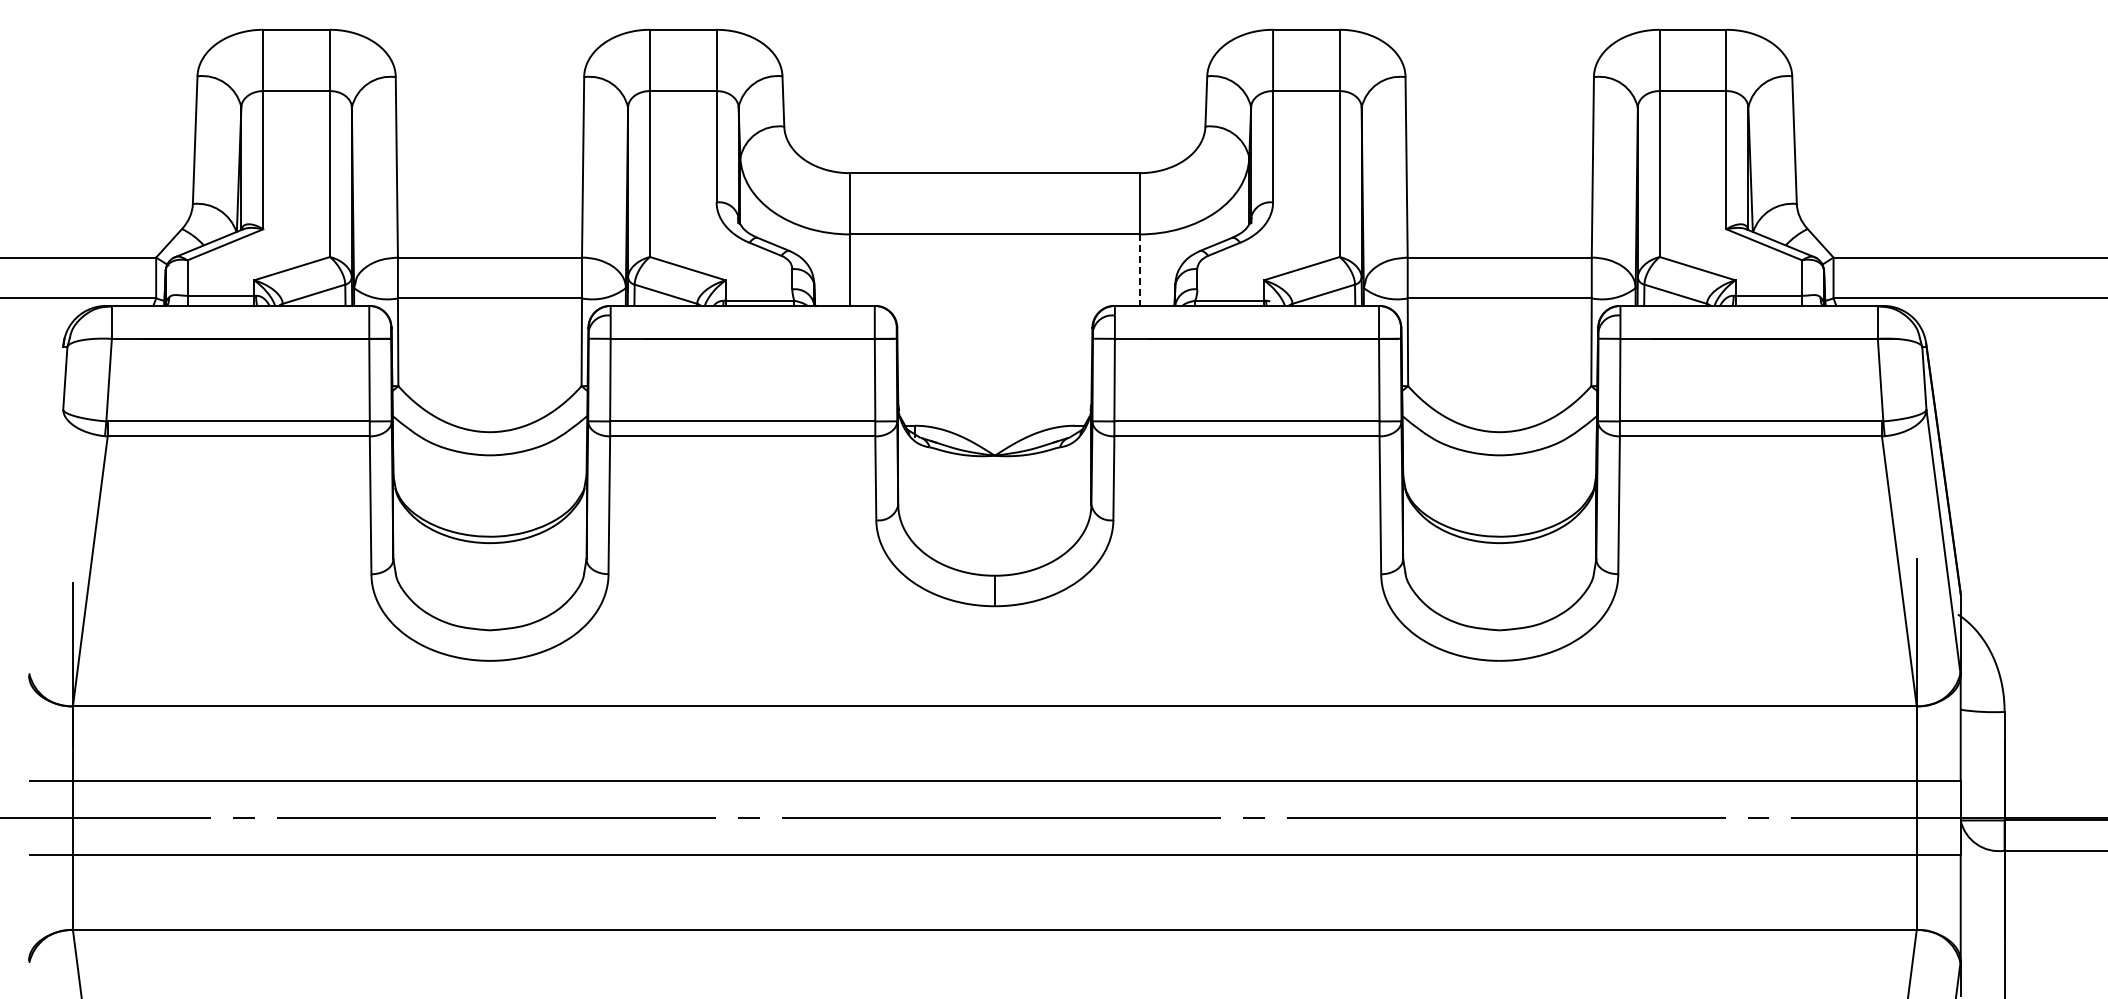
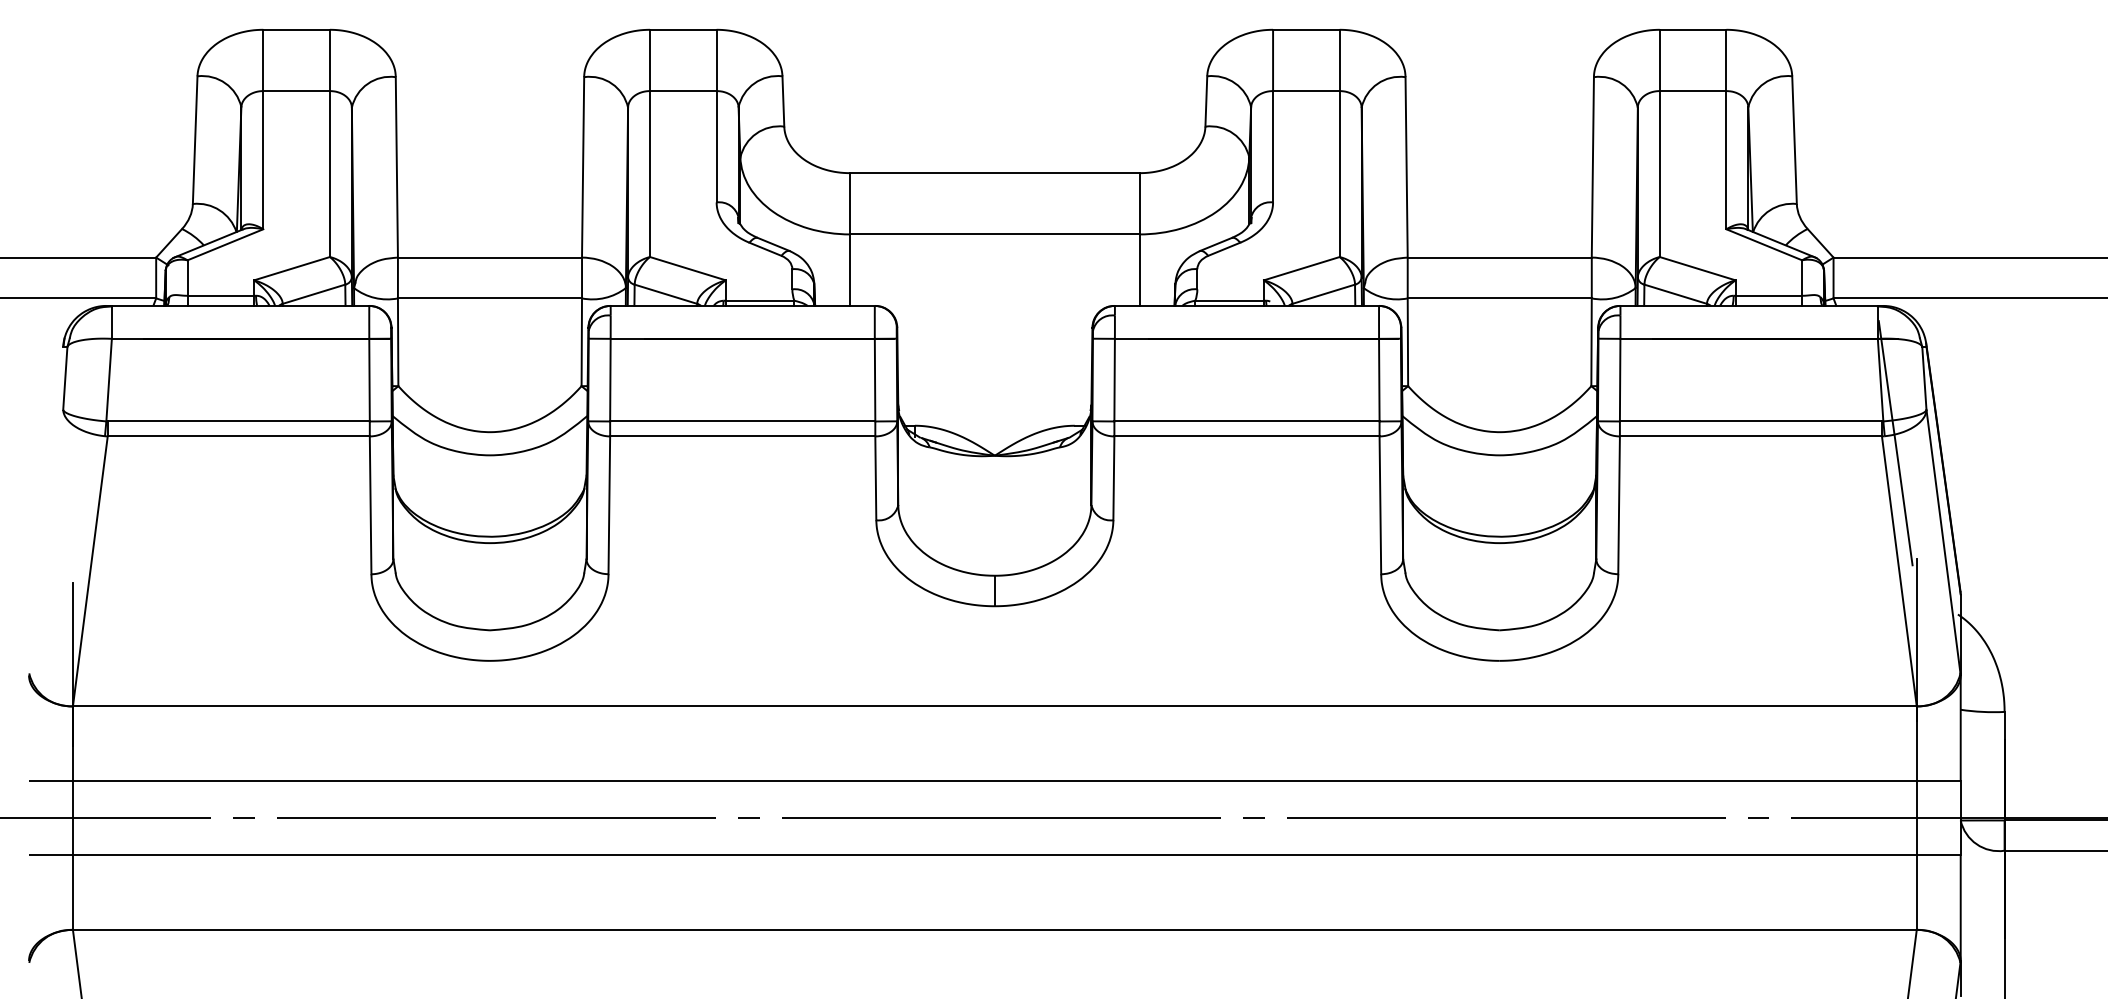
line: dashed -> solid (1139, 270)
line: none -> present (1895, 443)
